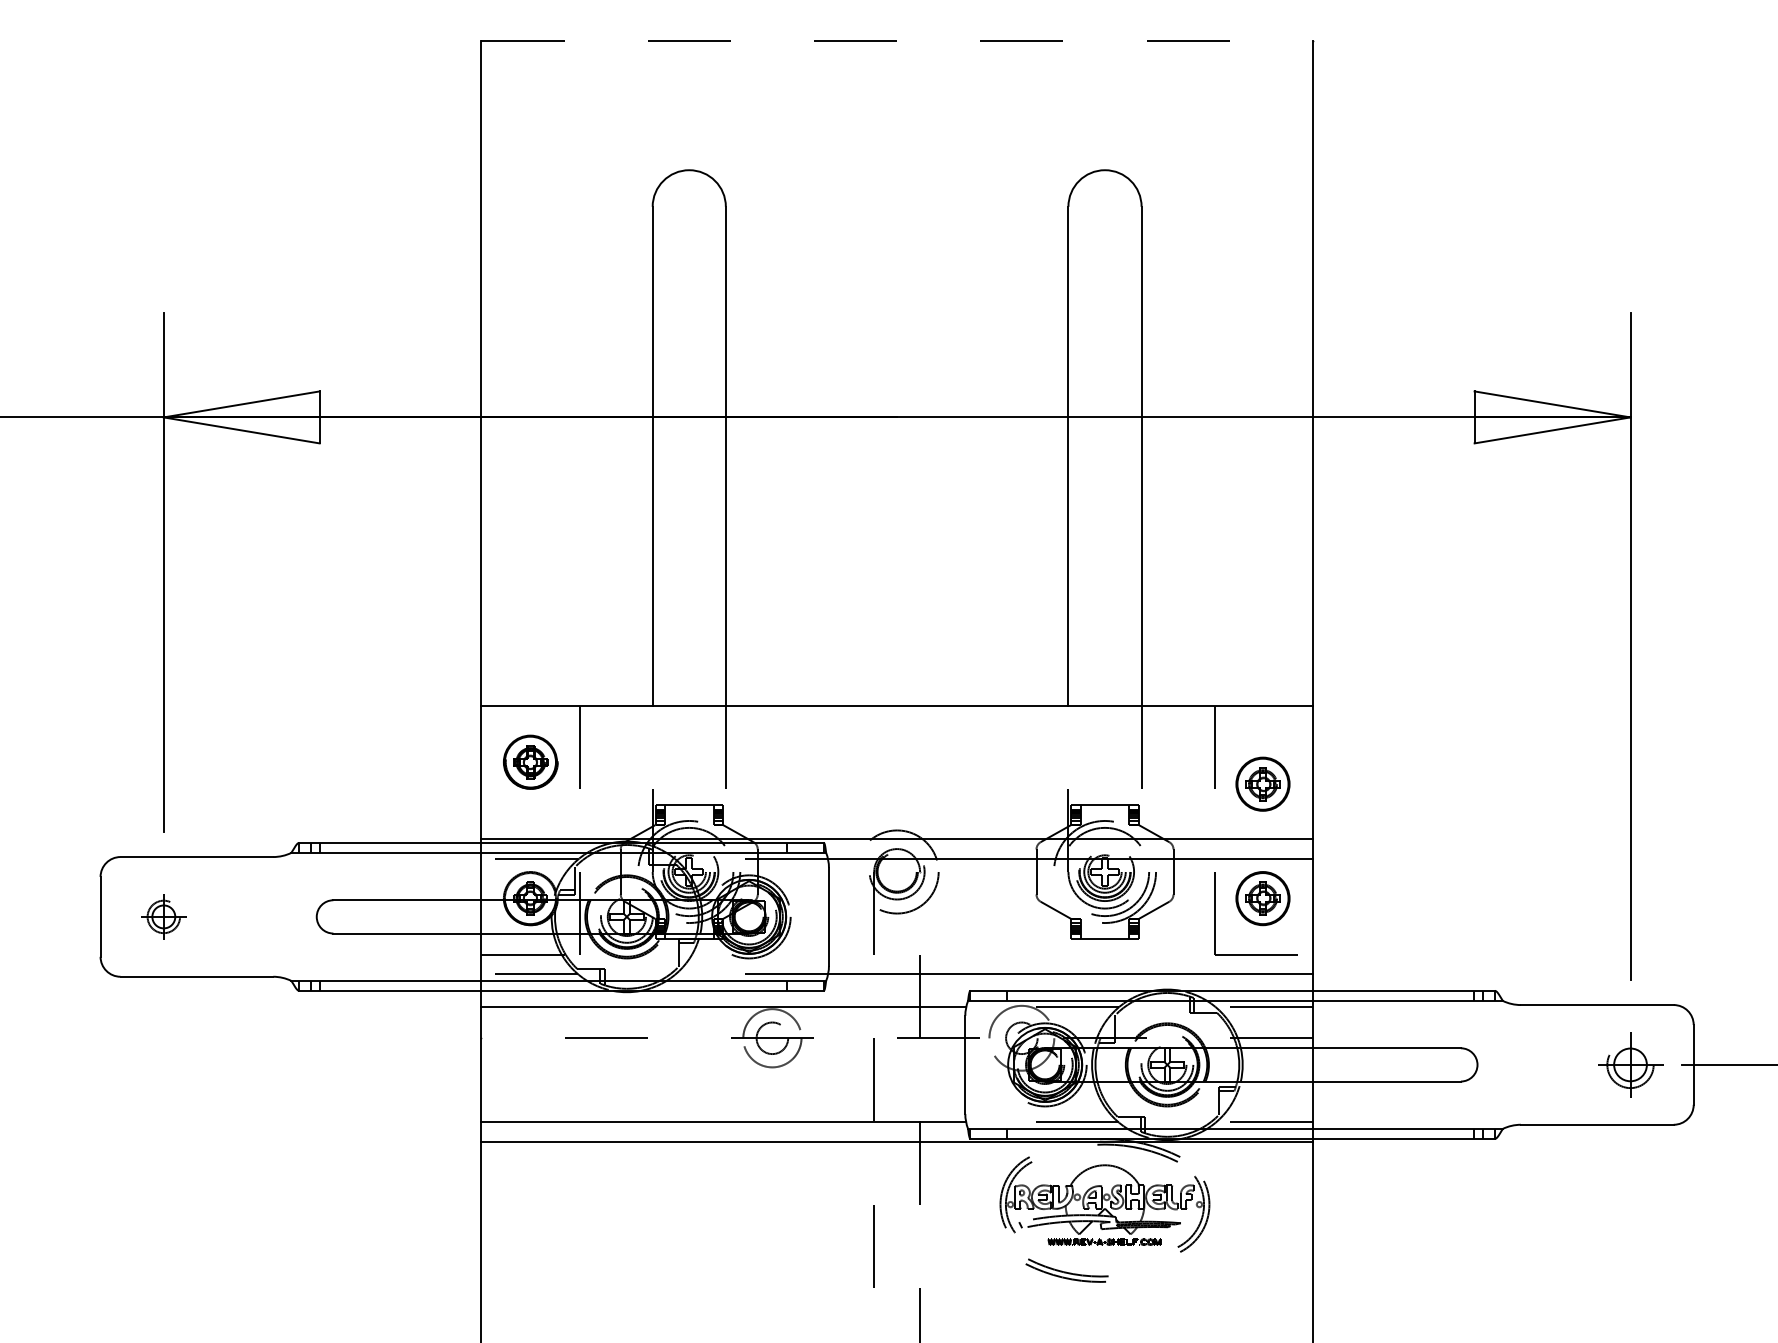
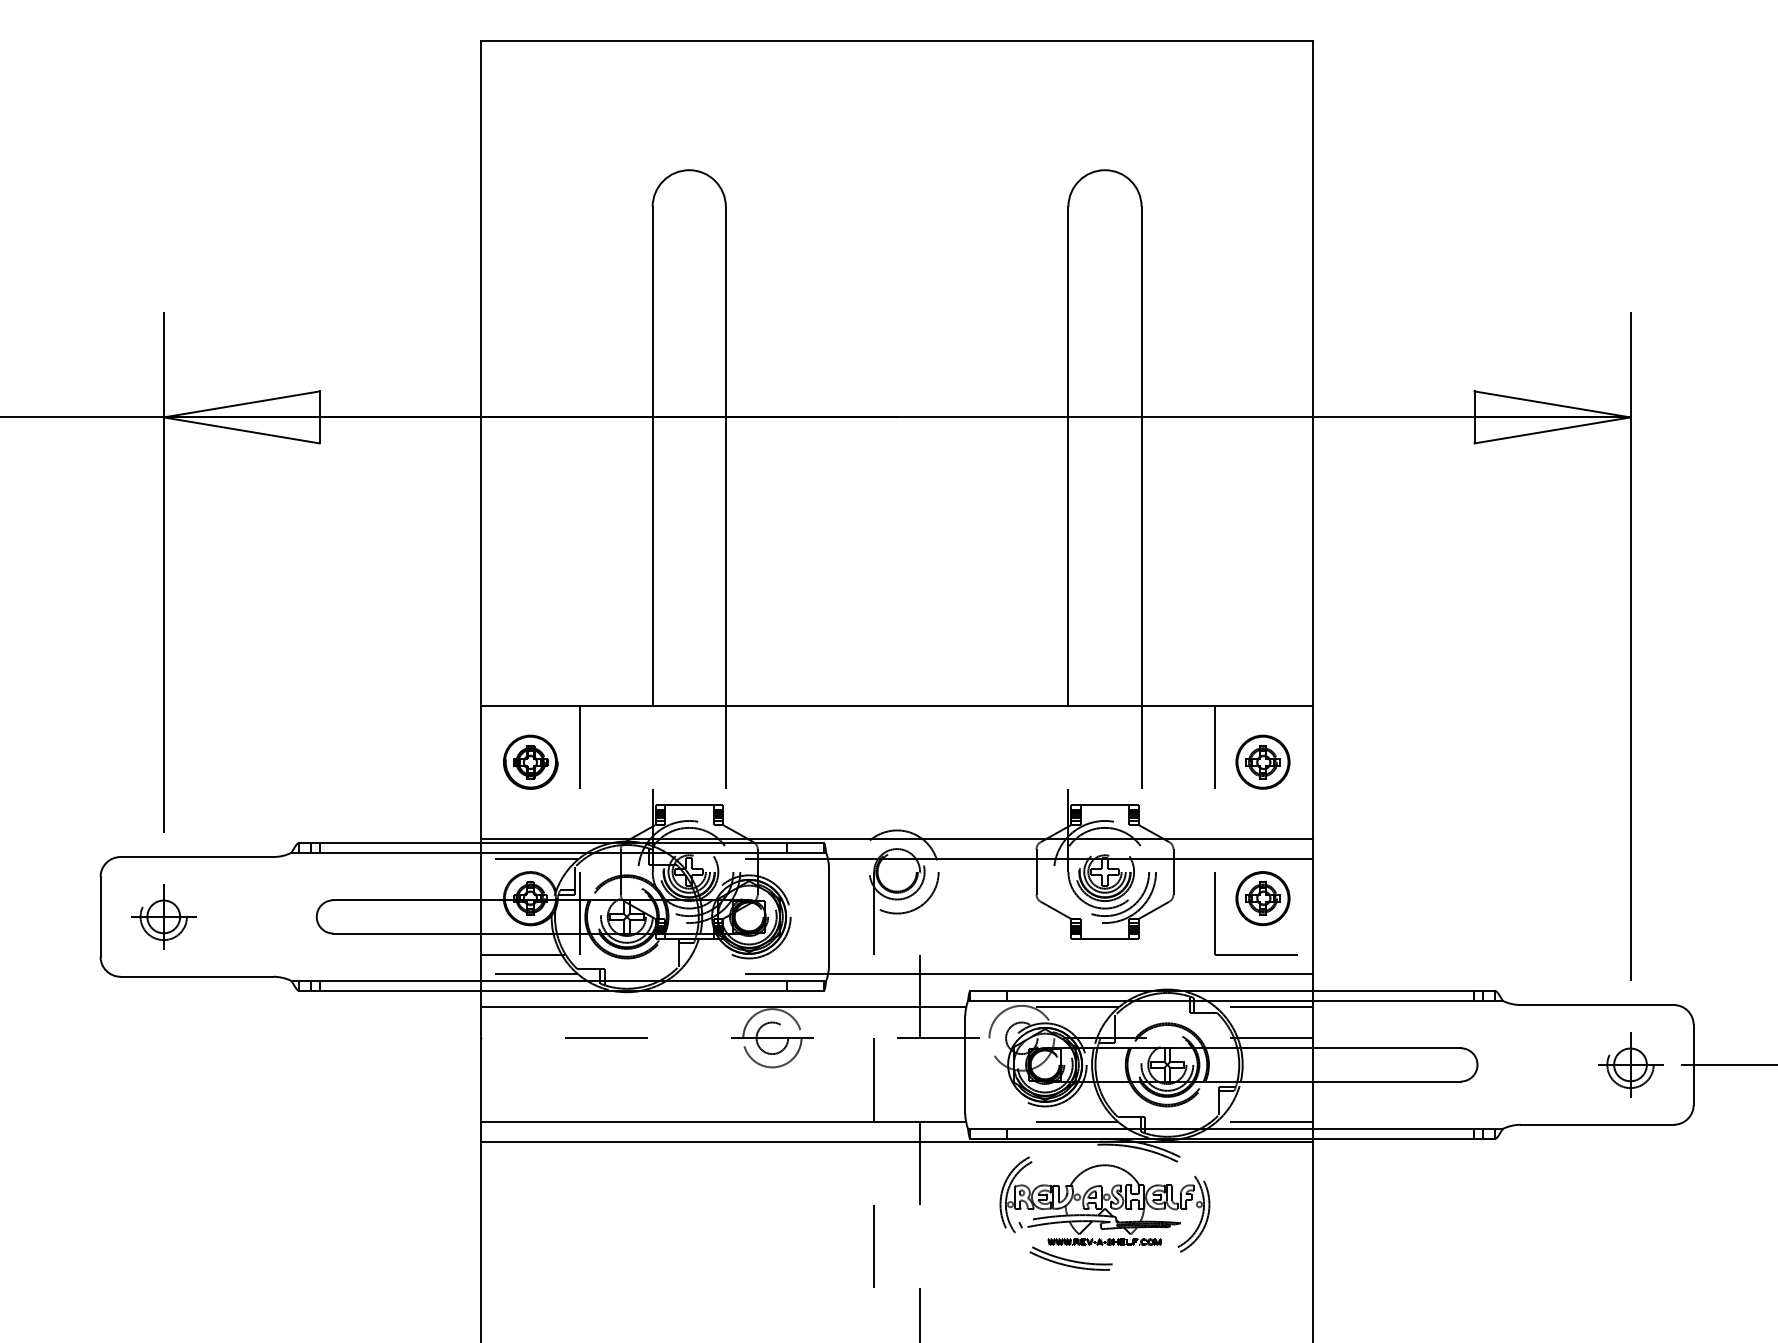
line: dashed -> solid (897, 40)
part position: (1262, 783) -> (1262, 761) (1262, 761)
part size: 46x46 px -> 66x66 px (163, 916)
part position: (1066, 1270) -> (1070, 1258) (1070, 1258)
